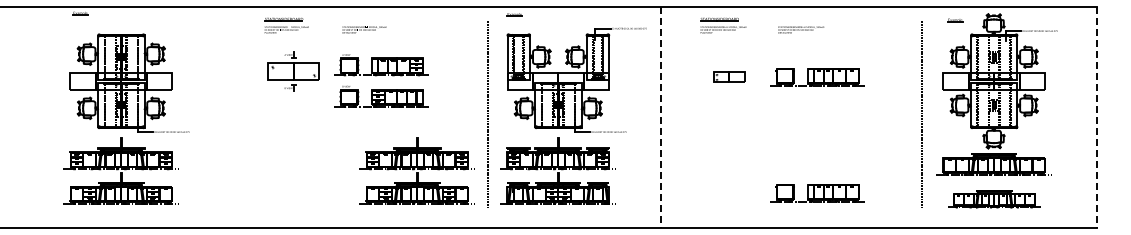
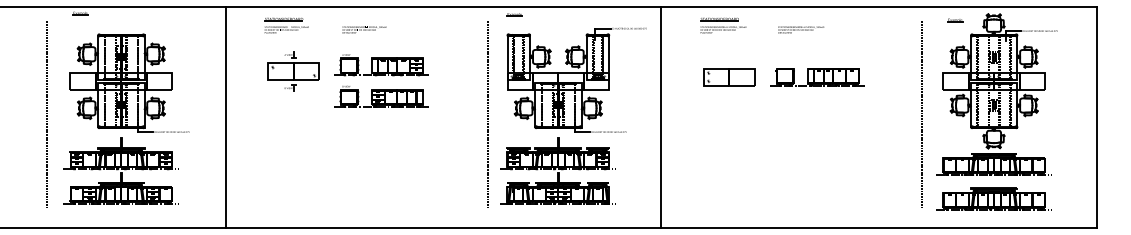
part size: 33x12 px -> 53x19 px (729, 77)
line: none -> present (46, 114)
line: none -> present (225, 117)
line: dashed -> solid (661, 117)
line: dashed -> solid (1097, 117)
part: present -> none (416, 170)
part: present -> none (817, 193)
part size: 93x19 px -> 116x24 px (993, 198)
